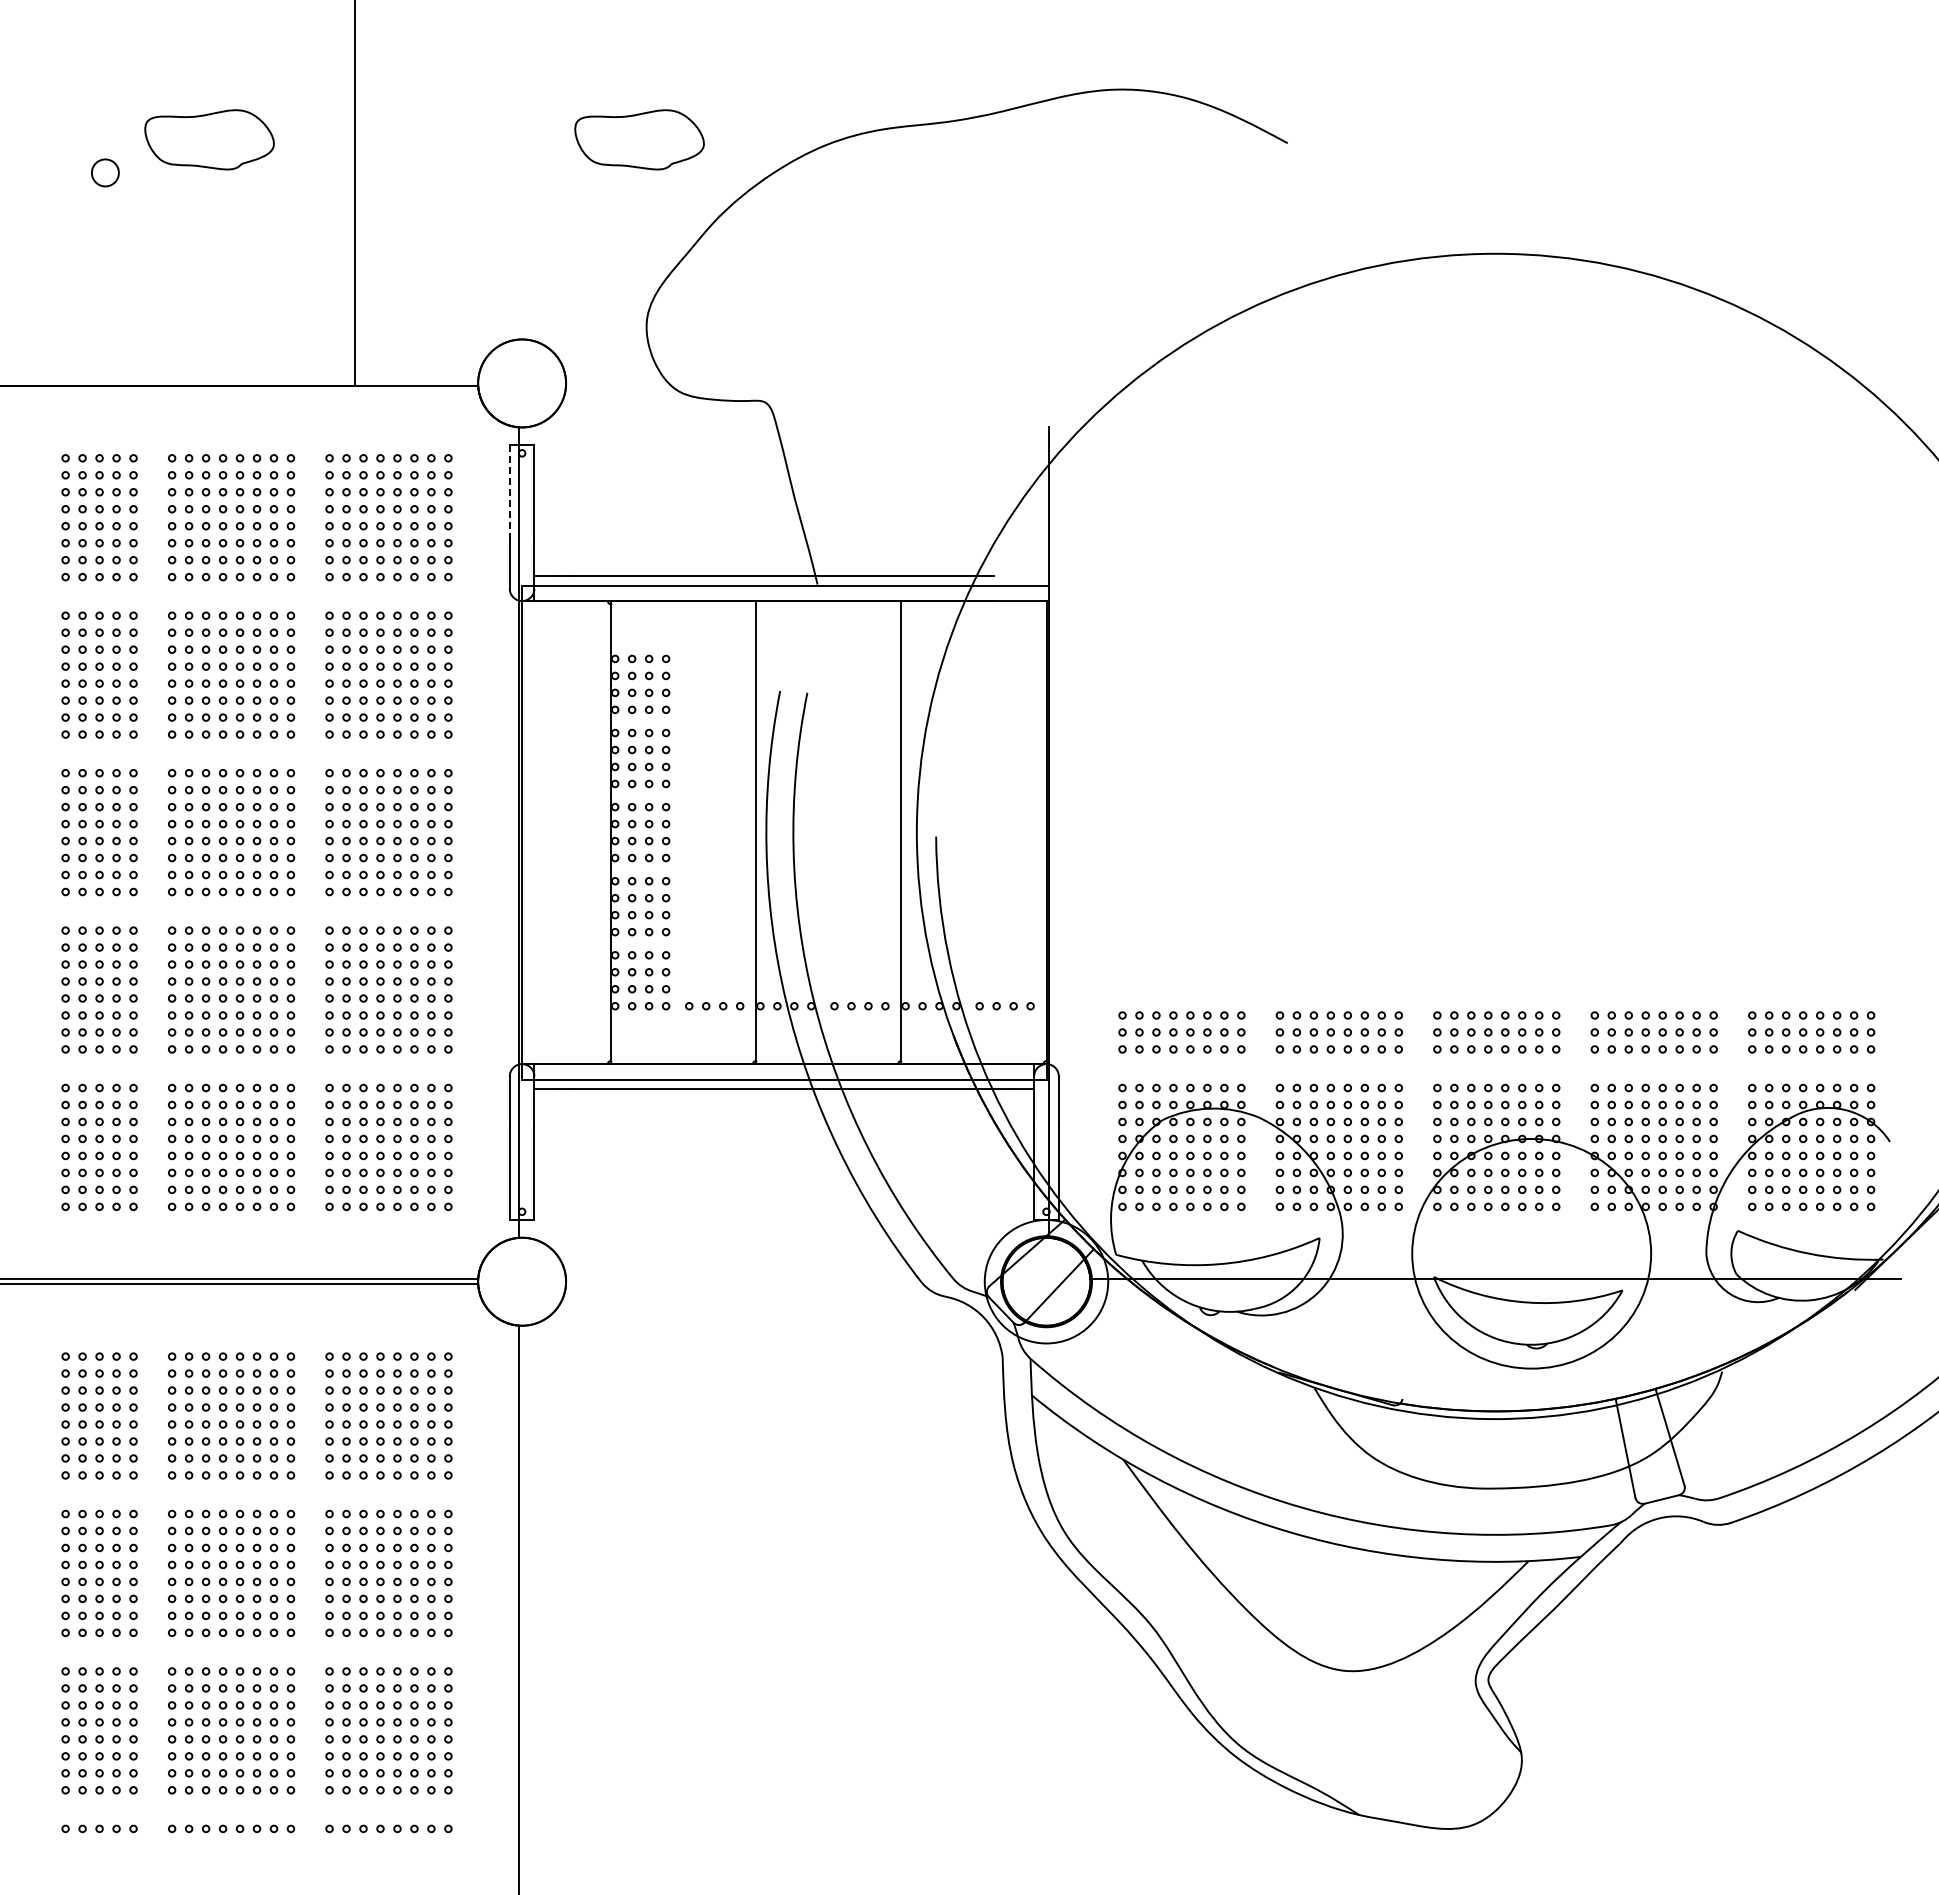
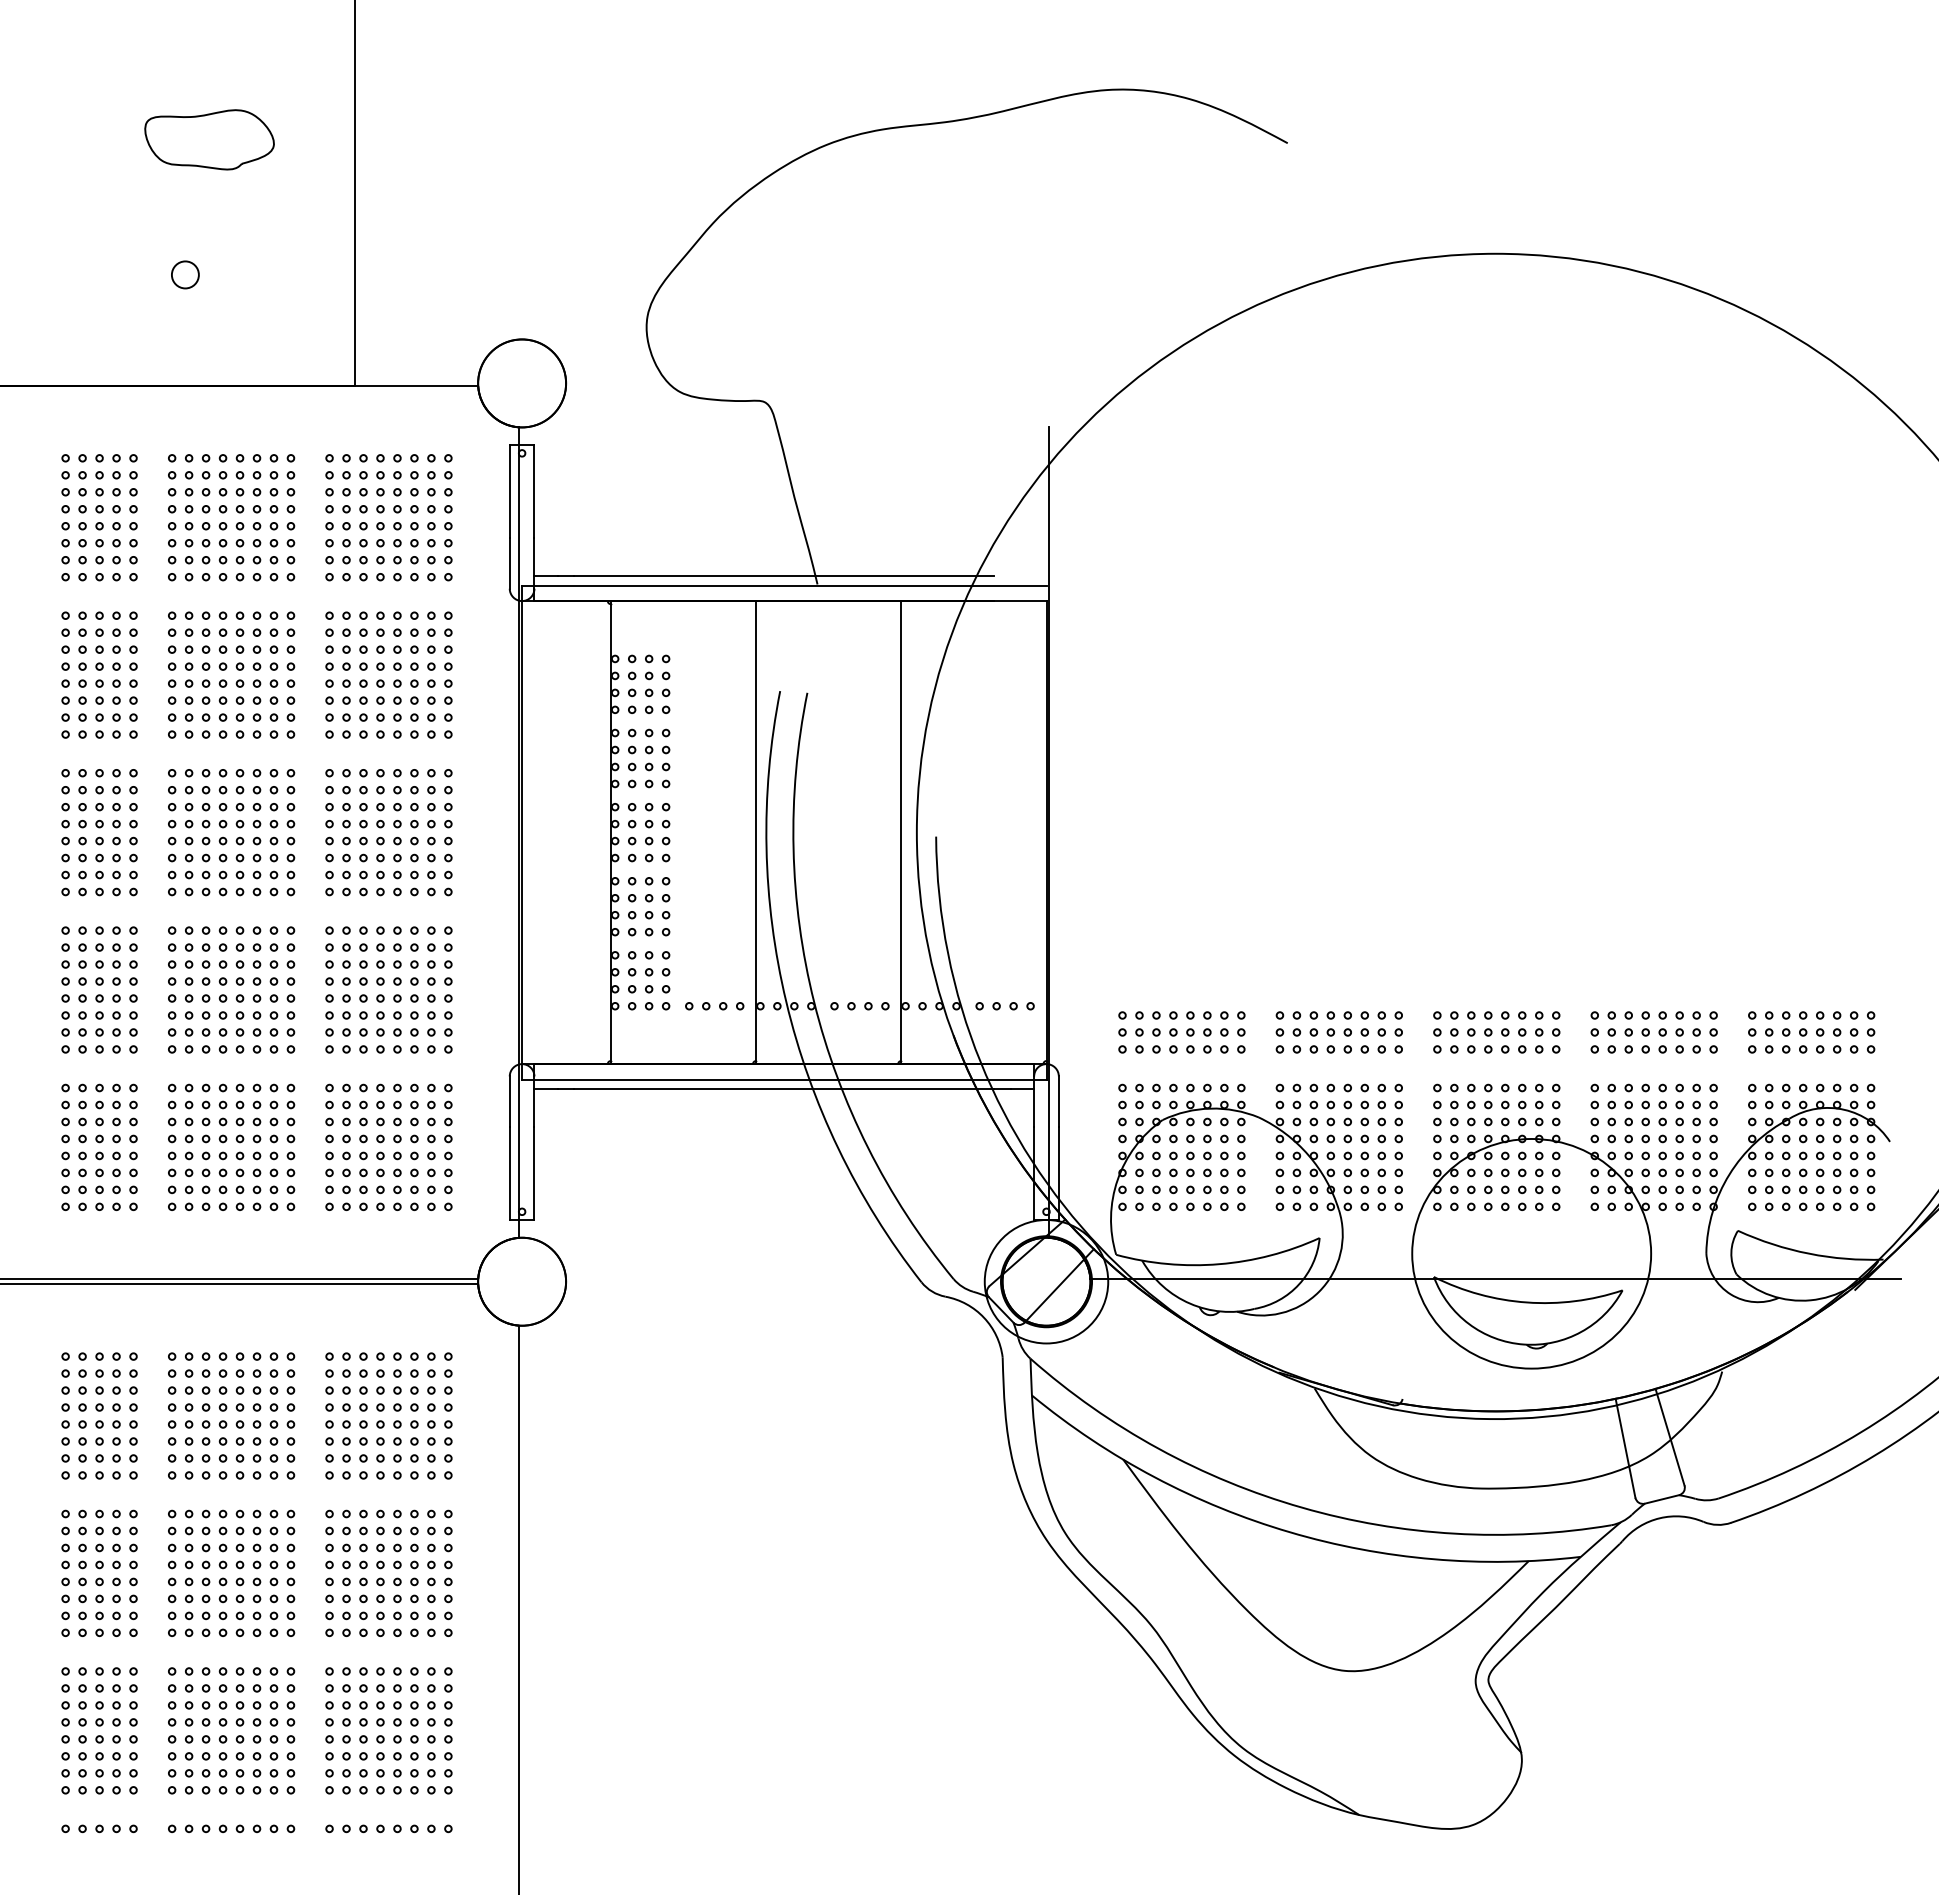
part: present -> none (639, 139)
circle position: (105, 172) -> (185, 274) (185, 274)
line: dashed -> solid (509, 491)
